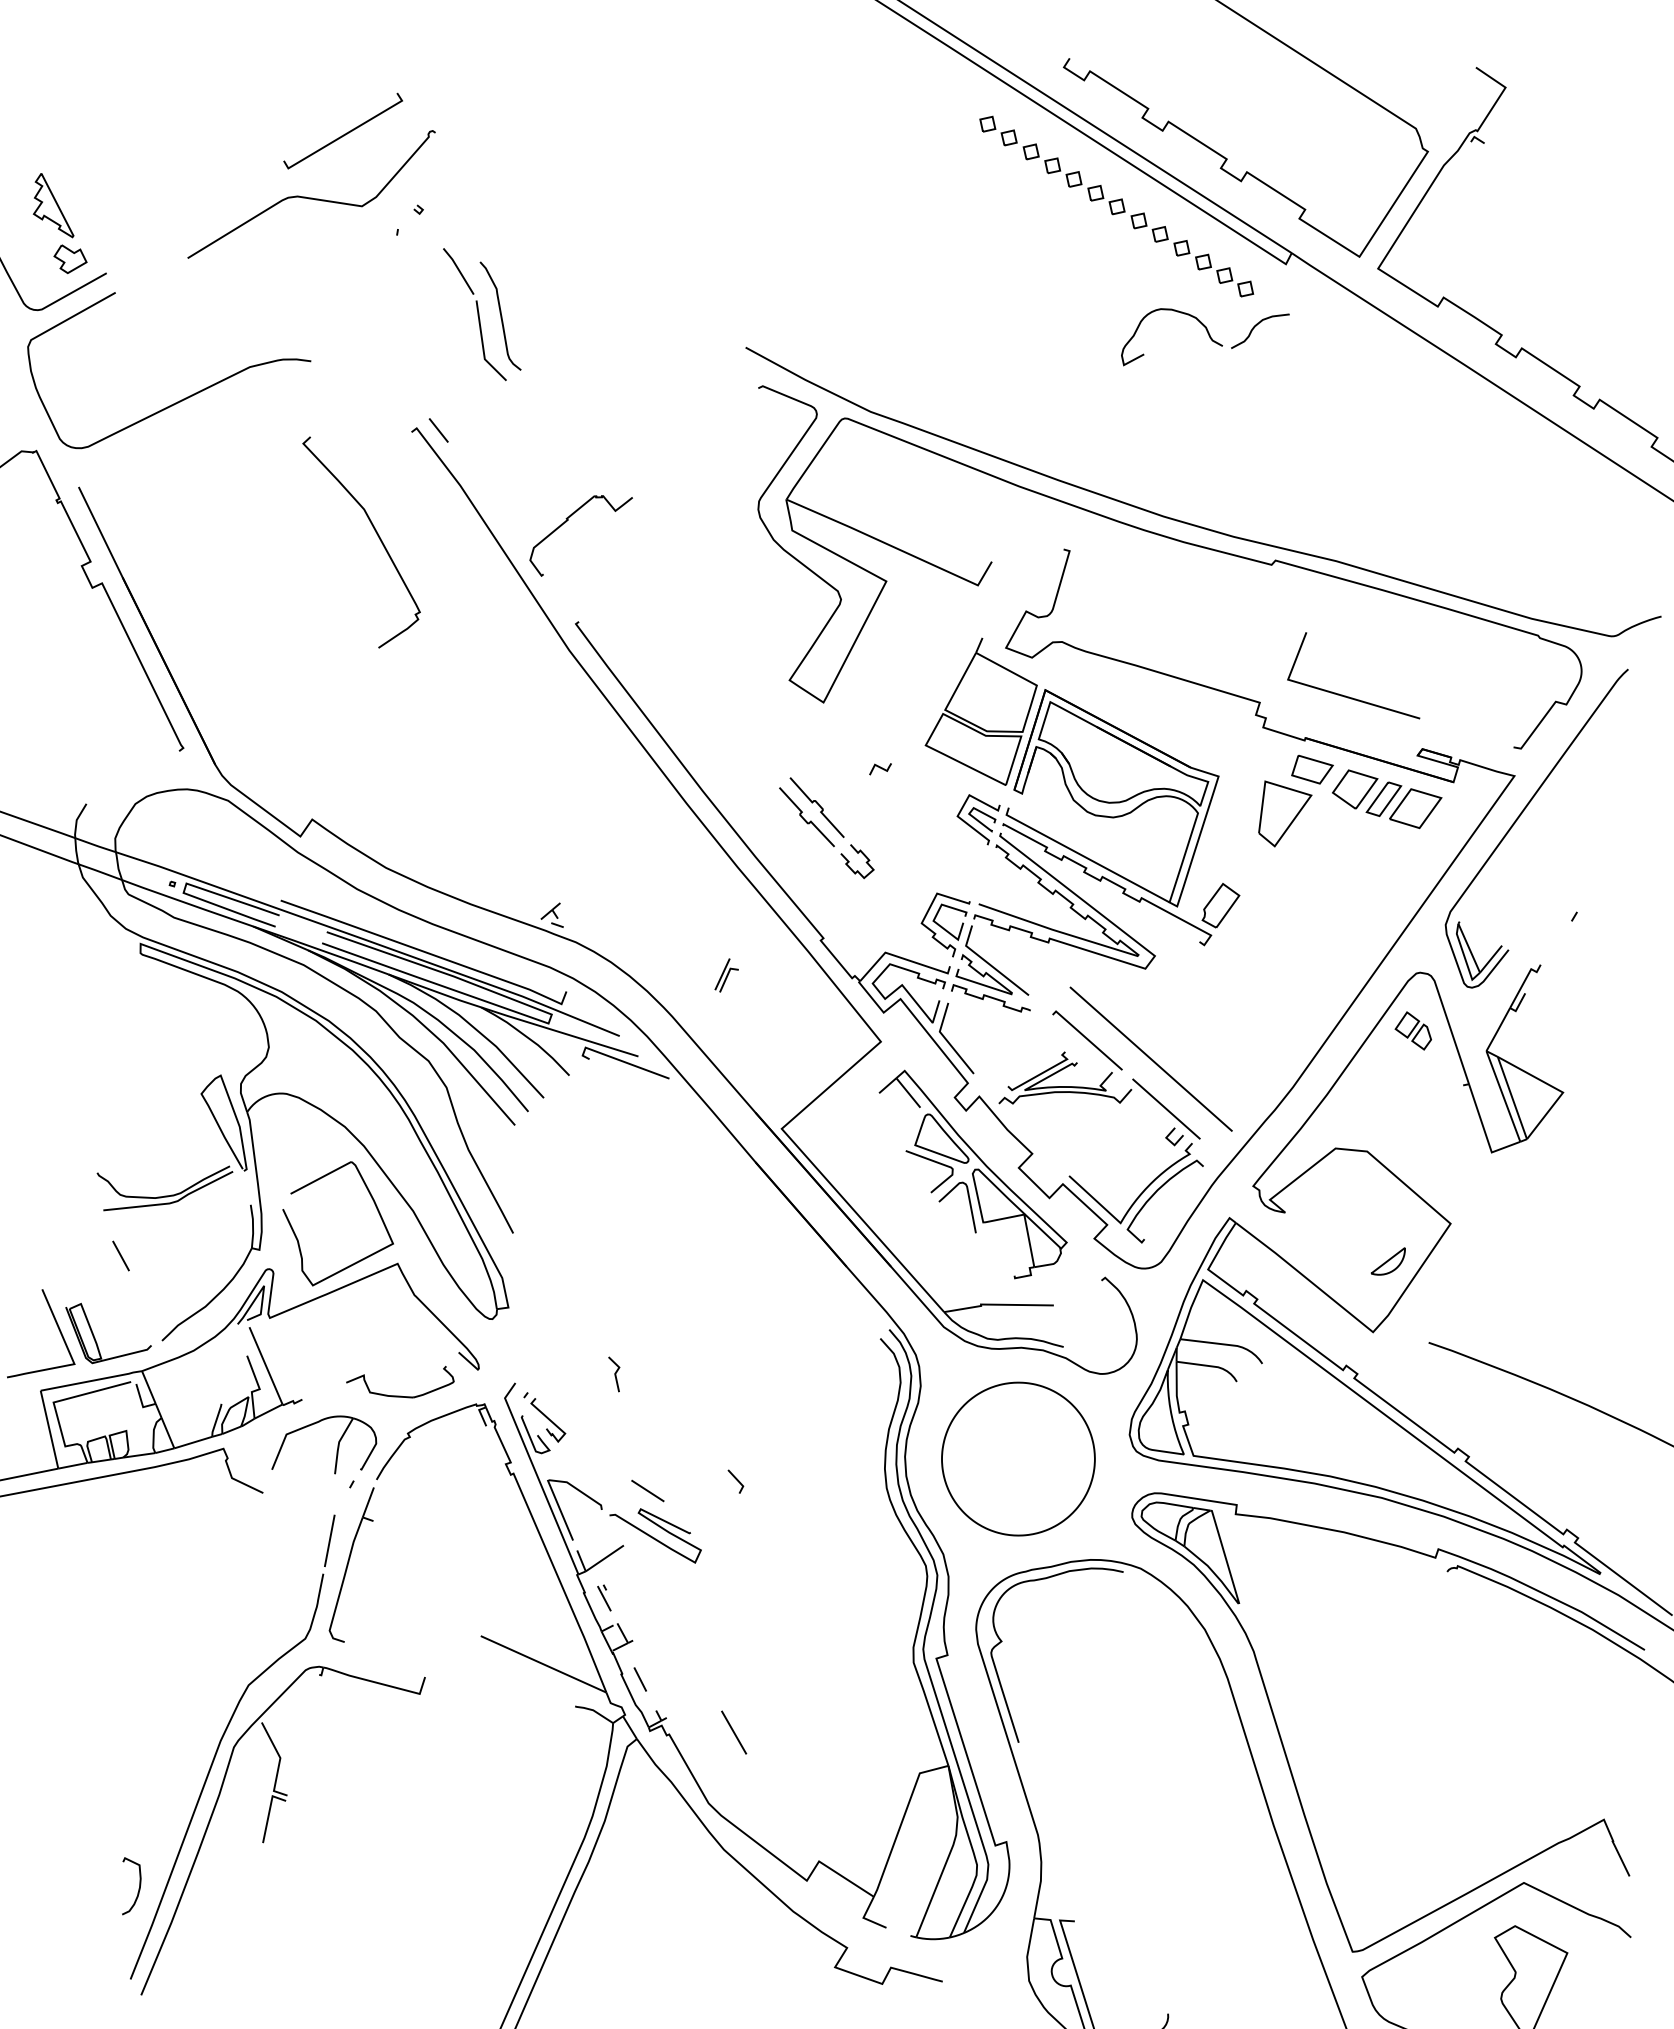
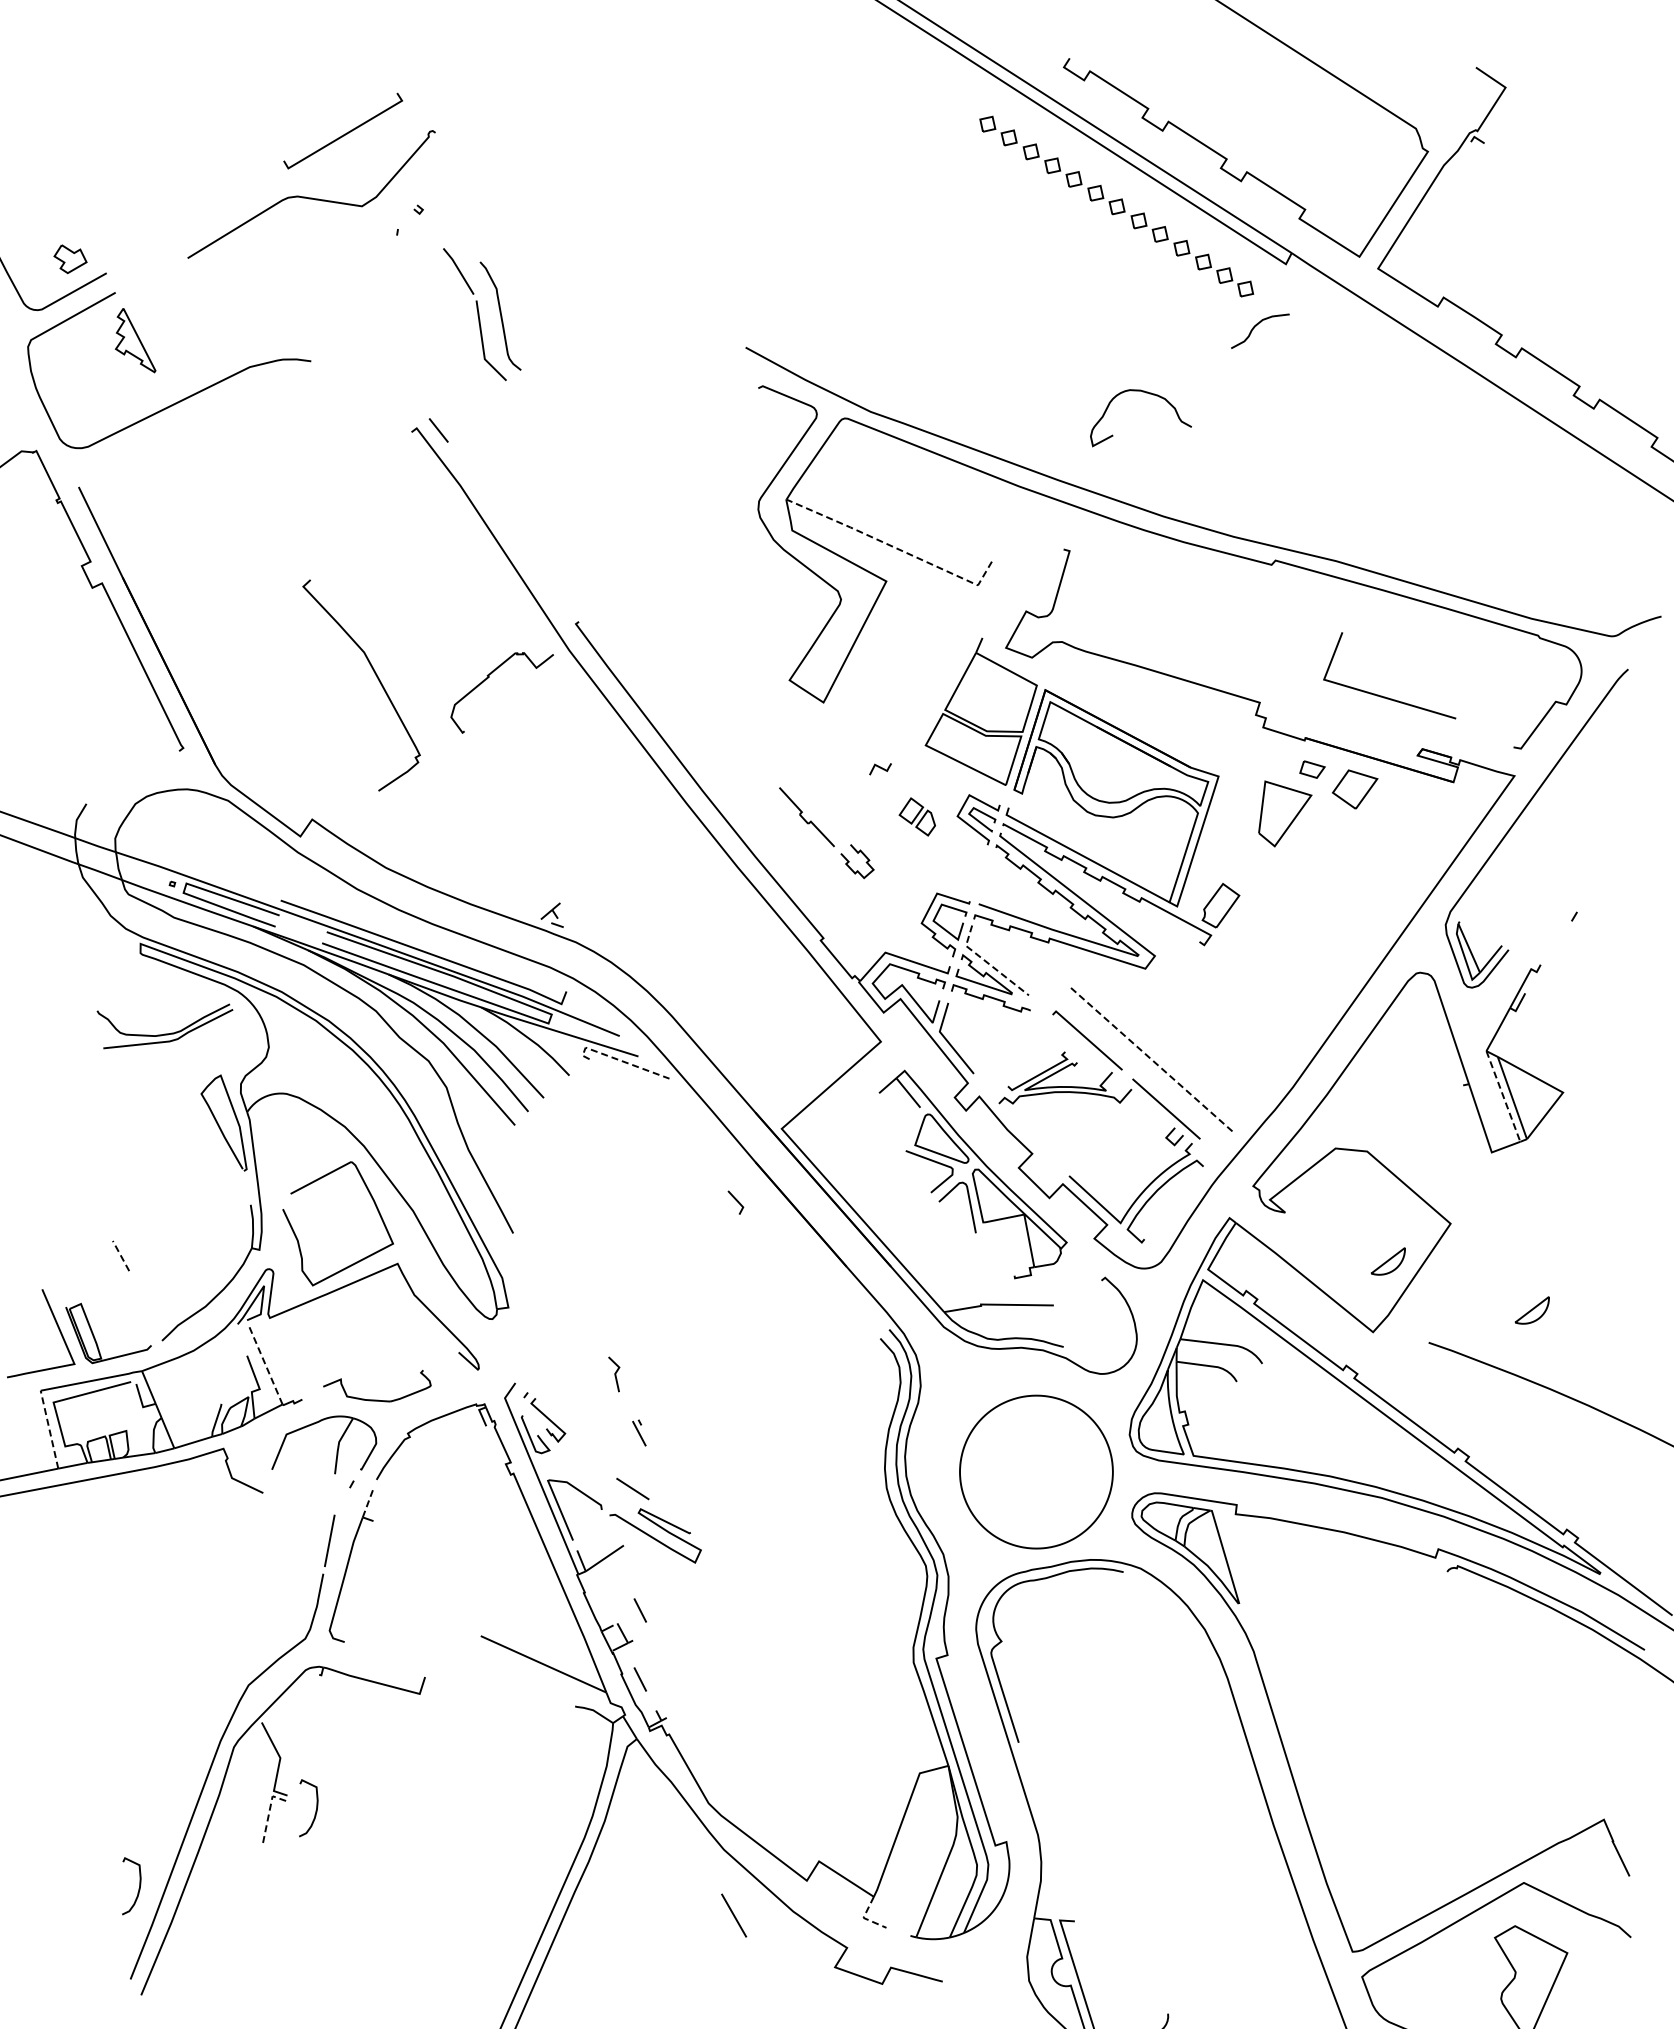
part position: (53, 205) -> (135, 340) (135, 340)
curve position: (1180, 313) -> (1149, 394) (1149, 394)
curve position: (567, 521) -> (488, 678) (488, 678)
curve position: (376, 534) -> (376, 677) (376, 677)
line: solid -> dashed (894, 547)
line position: (1349, 696) -> (1385, 696) (1385, 696)
part size: 43x31 px -> 27x19 px (1312, 769)
curve: present -> none (818, 805)
part: present -> none (1403, 805)
line: solid -> dashed (988, 963)
part: present -> none (726, 975)
part position: (1412, 1030) -> (916, 816) (916, 816)
line: solid -> dashed (1151, 1059)
line: solid -> dashed (619, 1060)
line: solid -> dashed (1503, 1096)
part position: (164, 1195) -> (164, 1033) (164, 1033)
line: solid -> dashed (120, 1255)
part: none -> present (1531, 1310)
line: solid -> dashed (265, 1365)
part position: (400, 1395) -> (377, 1399) (377, 1399)
line: solid -> dashed (49, 1429)
part position: (1018, 1458) -> (1036, 1471) (1036, 1471)
line position: (736, 1480) -> (736, 1201) (736, 1201)
line position: (647, 1490) -> (632, 1488) (632, 1488)
line: solid -> dashed (368, 1502)
part position: (604, 1597) -> (639, 1432) (639, 1432)
line: none -> present (639, 1610)
line position: (734, 1732) -> (734, 1915) (734, 1915)
curve: none -> present (315, 1810)
line: solid -> dashed (269, 1811)
line: solid -> dashed (864, 1918)
